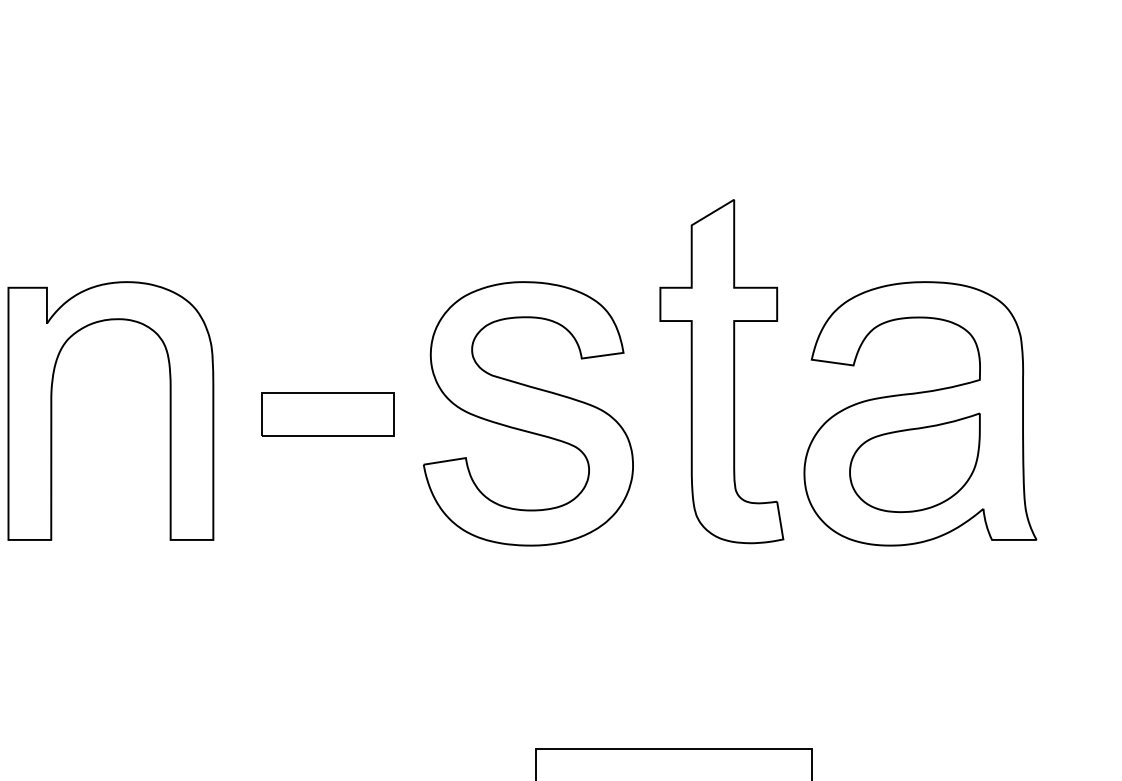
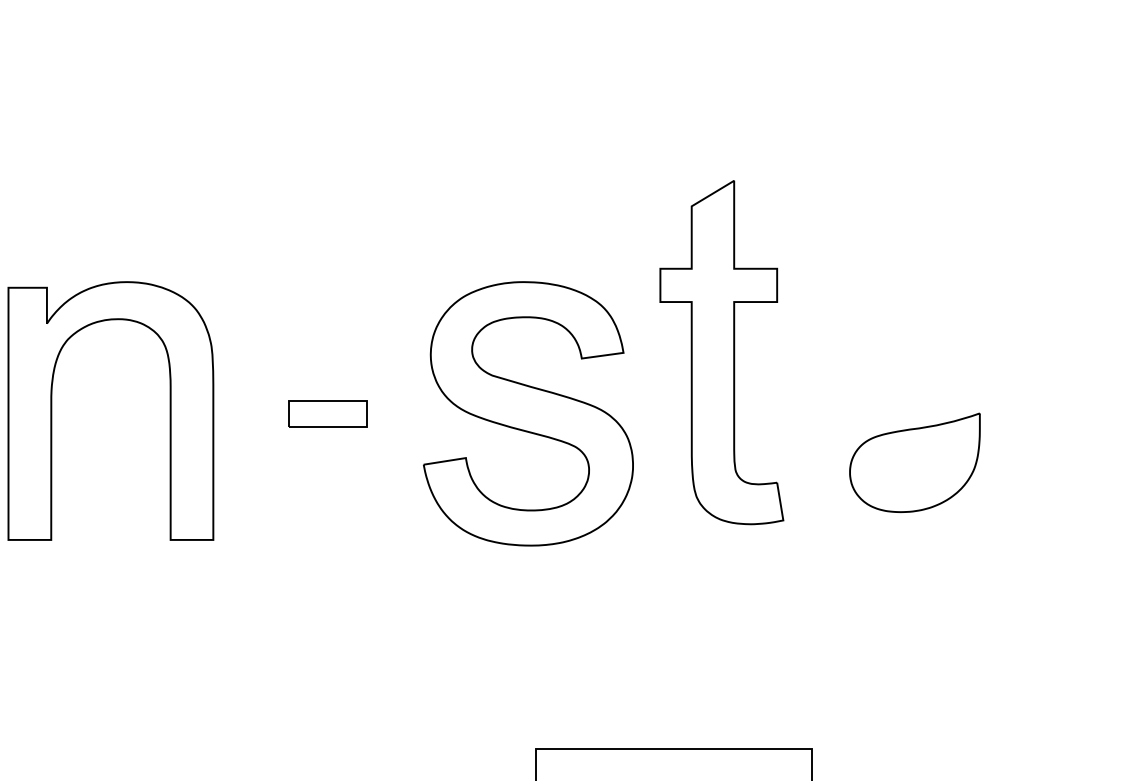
part position: (721, 371) -> (721, 352) (721, 352)
part: present -> none (920, 413)
part size: 134x45 px -> 80x28 px (327, 413)
